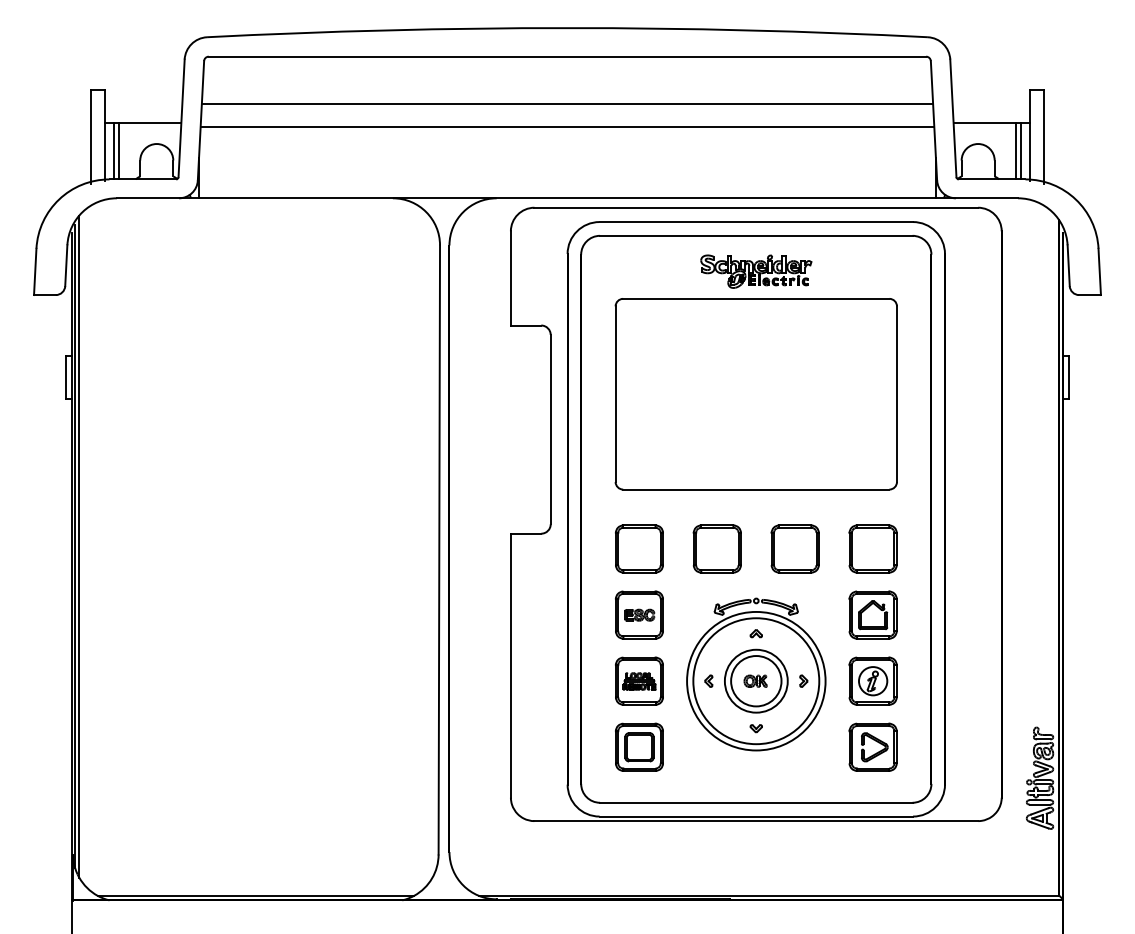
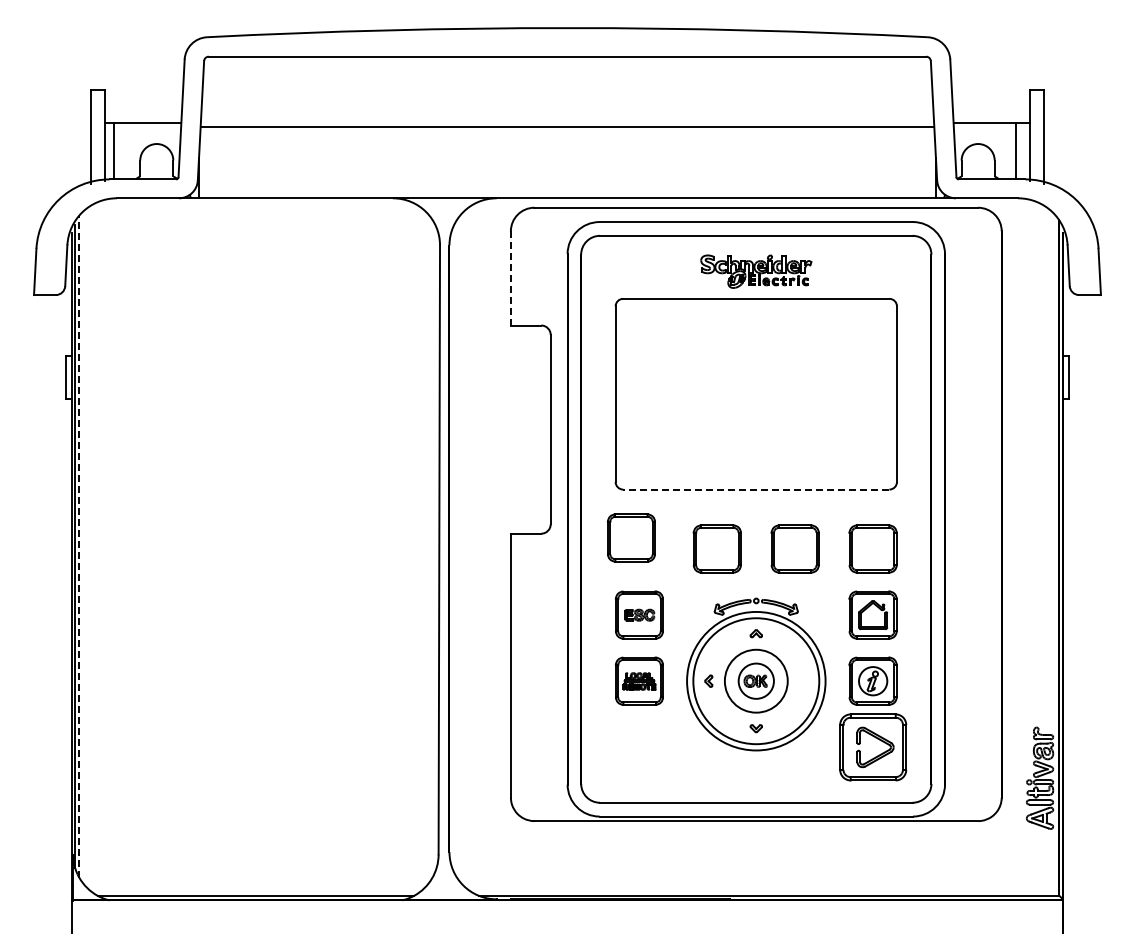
line: present -> none (567, 103)
line: present -> none (119, 150)
line: present -> none (1020, 150)
line: solid -> dashed (510, 277)
line: solid -> dashed (755, 489)
line: solid -> dashed (79, 546)
part position: (639, 548) -> (631, 537) (631, 537)
part: present -> none (803, 680)
circle diameter: 50 px -> 35 px (755, 680)
part: present -> none (639, 746)
part size: 50x50 px -> 69x69 px (873, 747)
